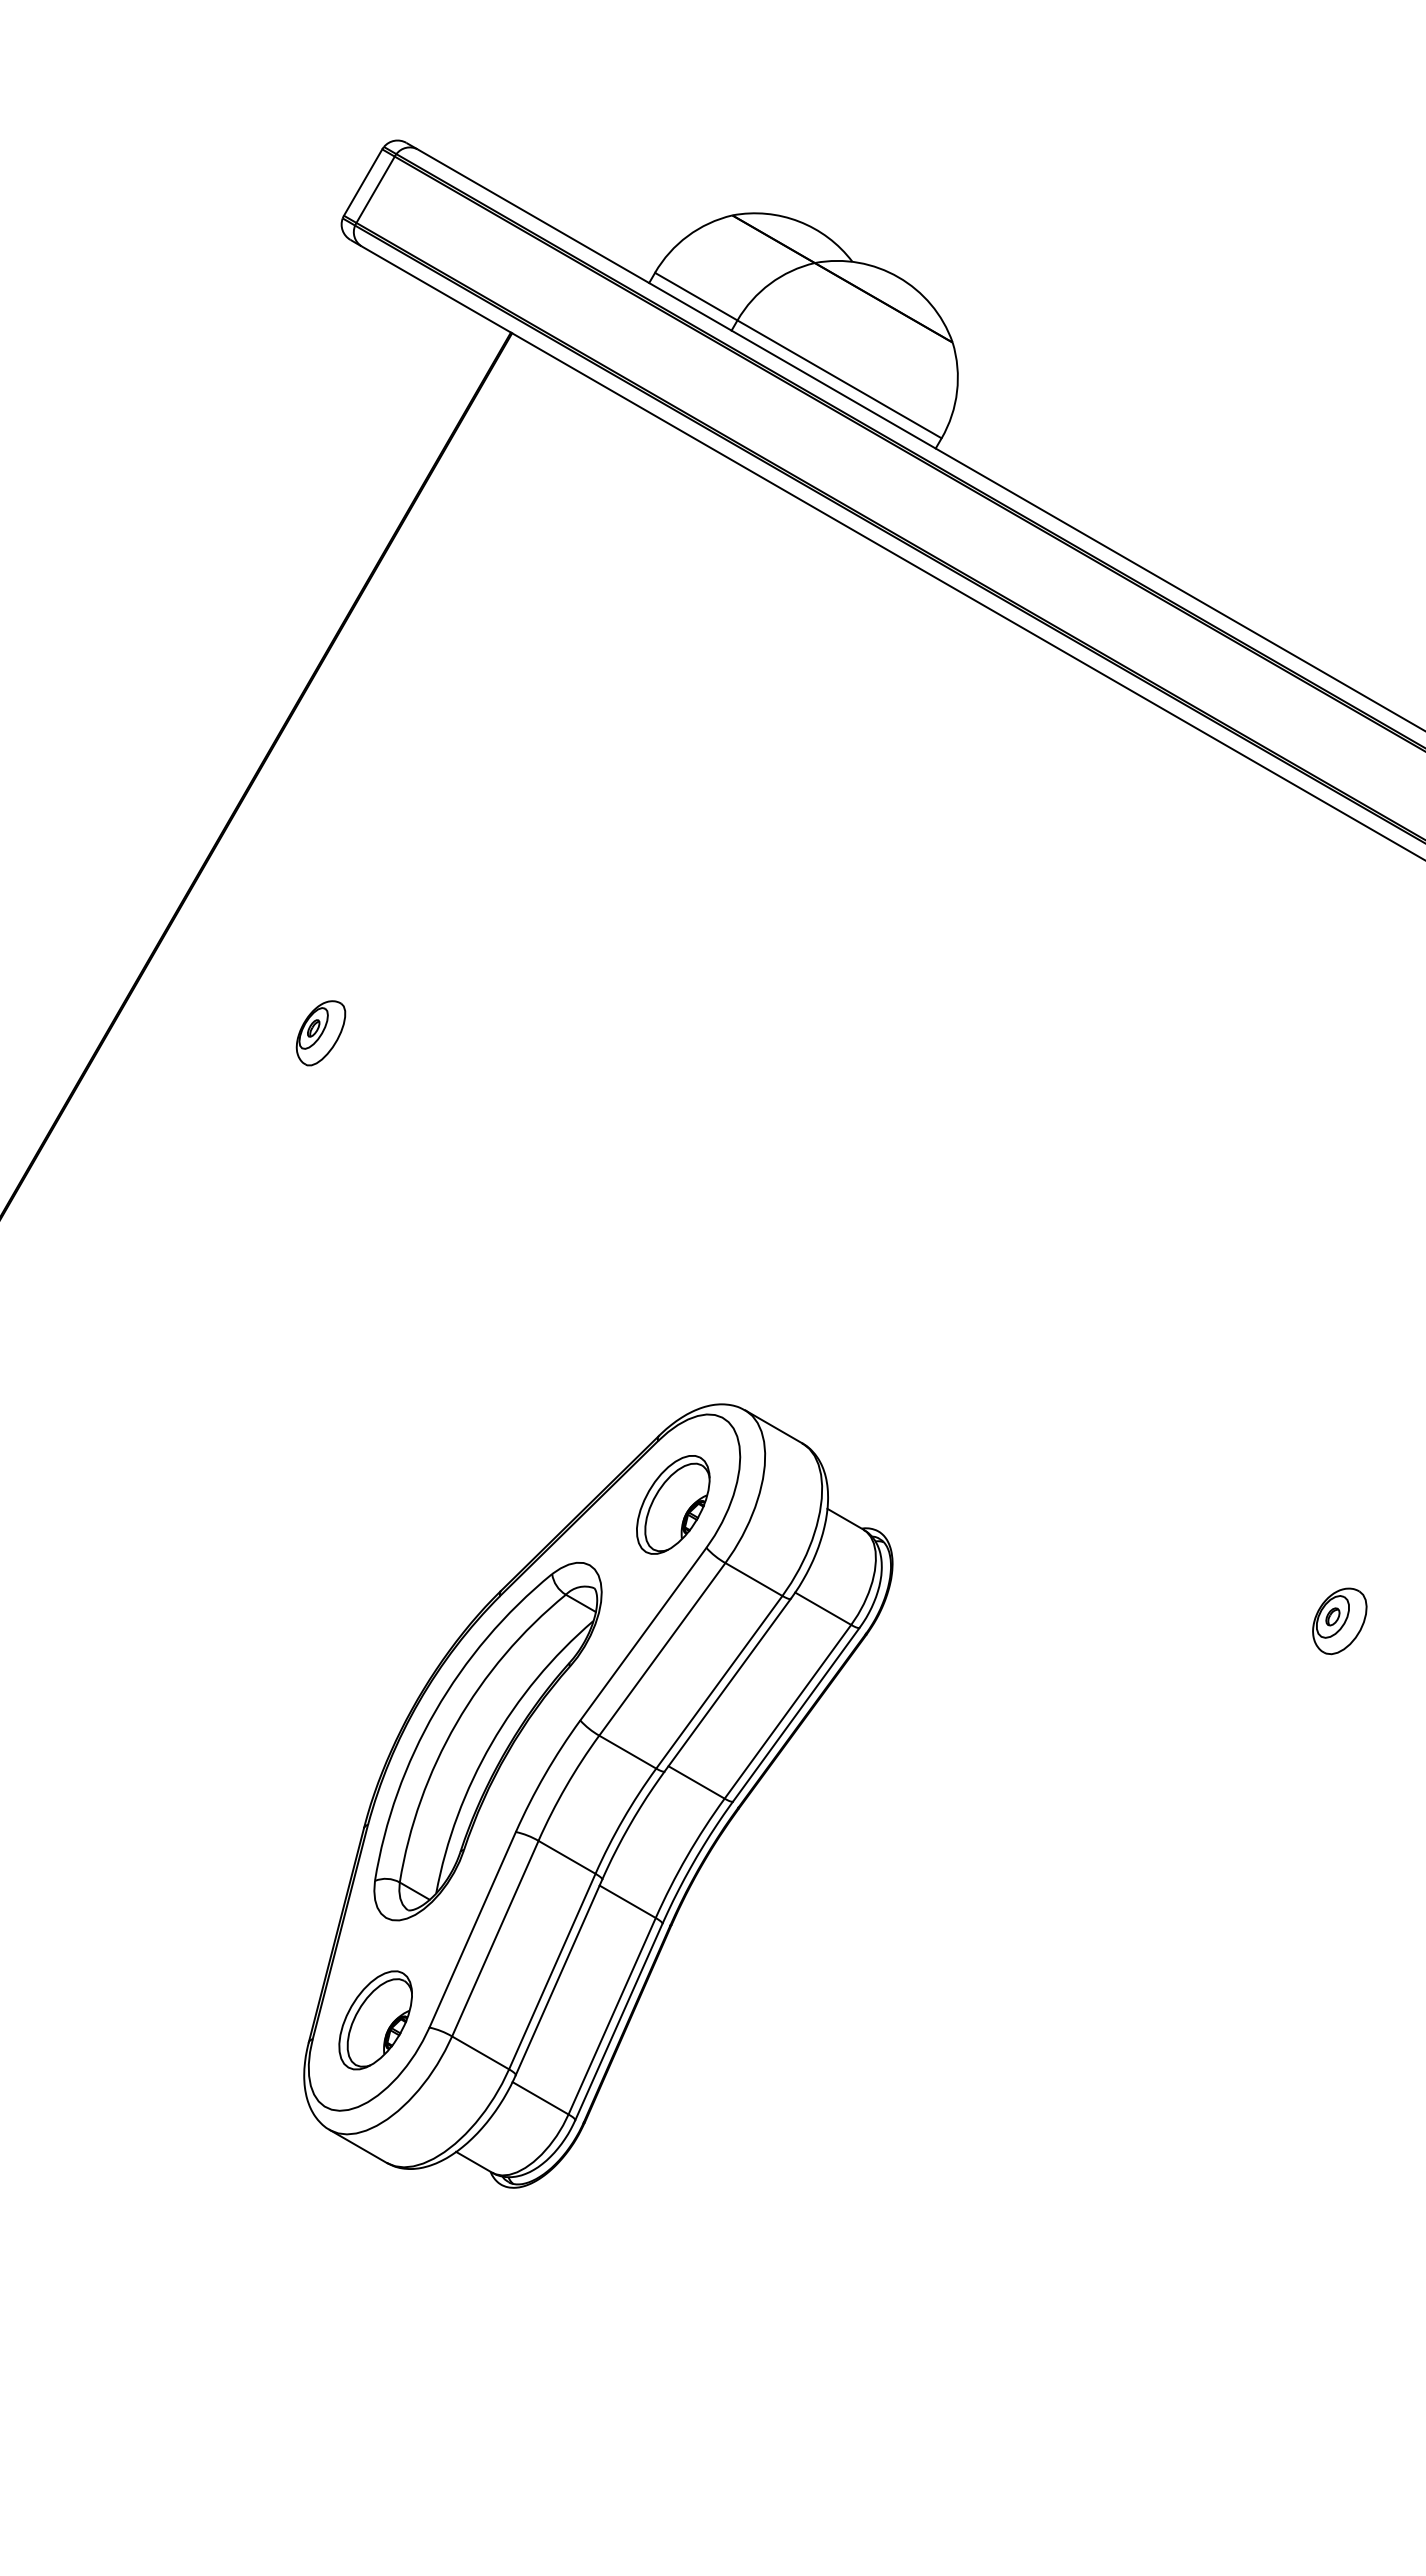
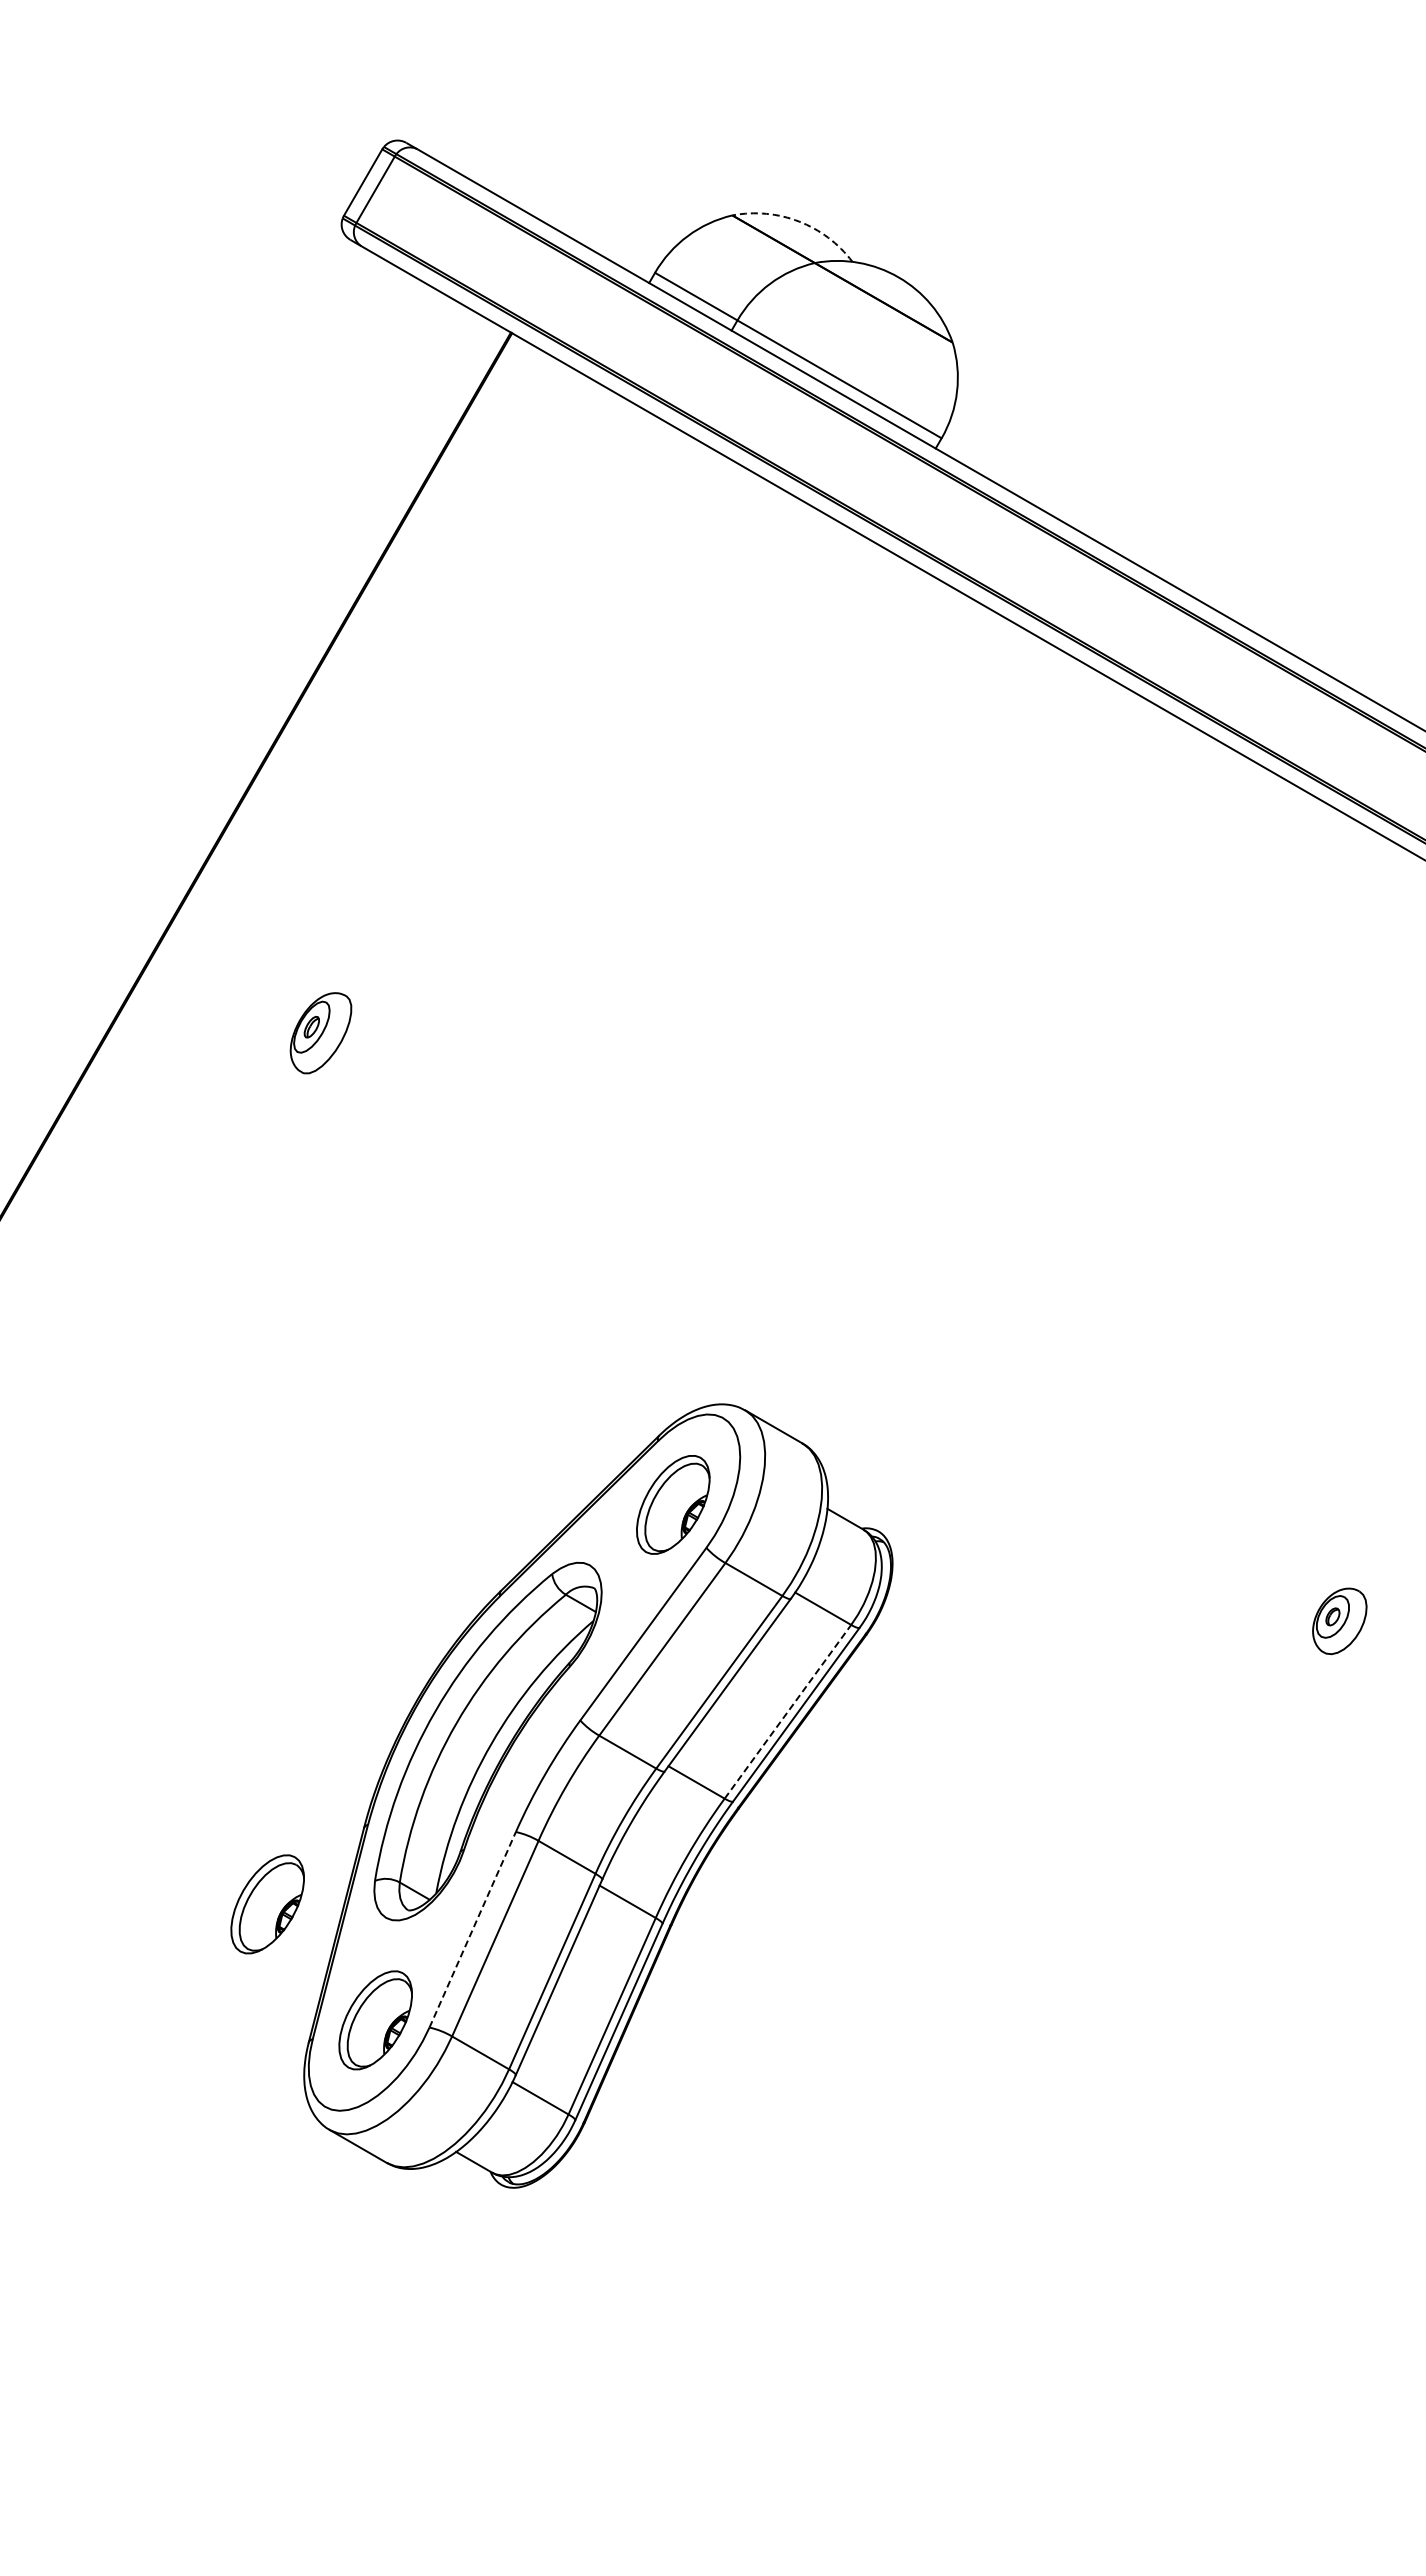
arc: solid -> dashed (799, 221)
part size: 52x67 px -> 64x83 px (320, 1033)
line: solid -> dashed (788, 1711)
part: none -> present (267, 1904)
line: solid -> dashed (472, 1929)
